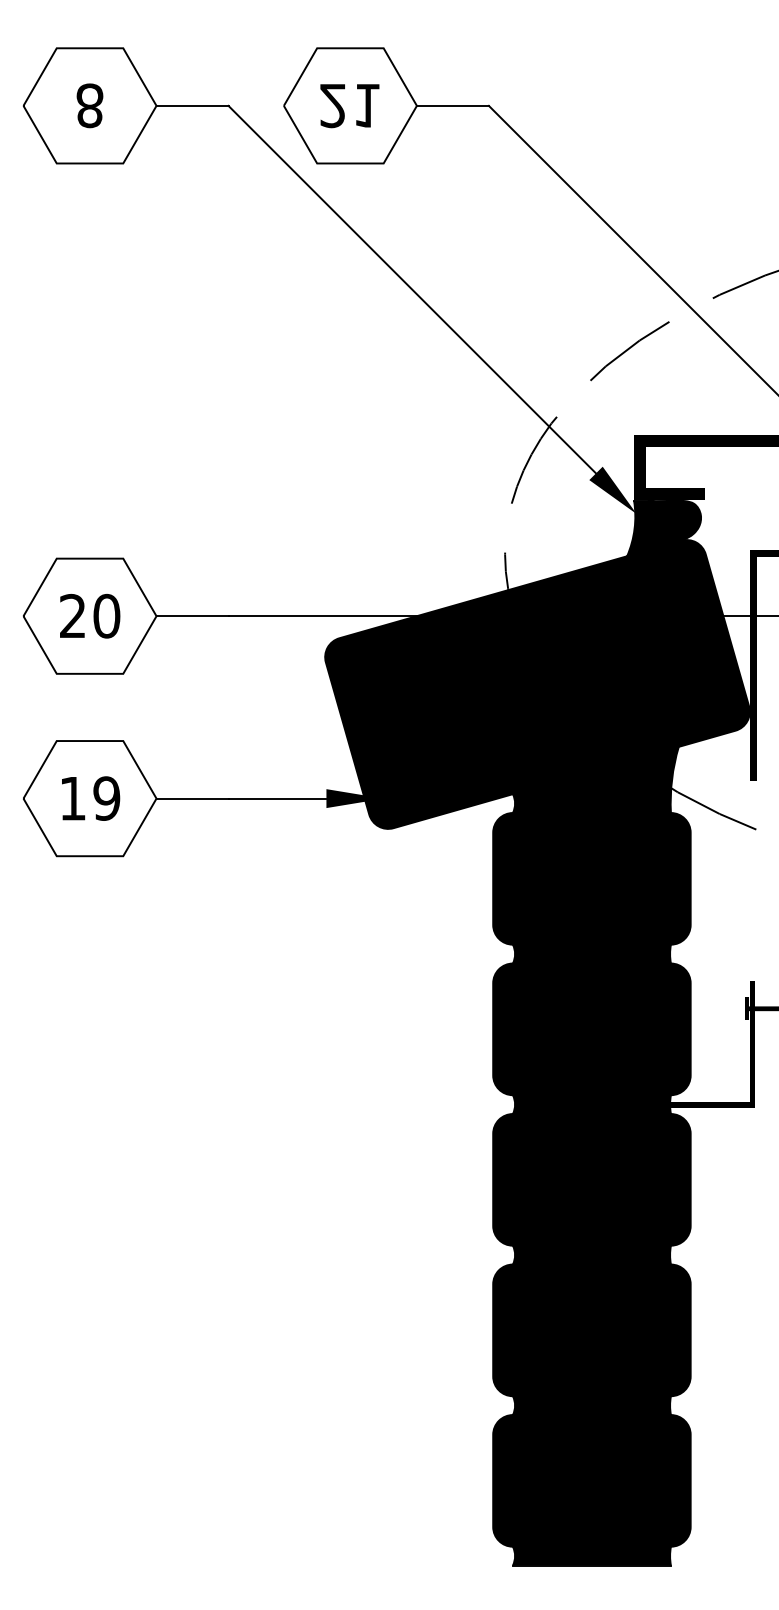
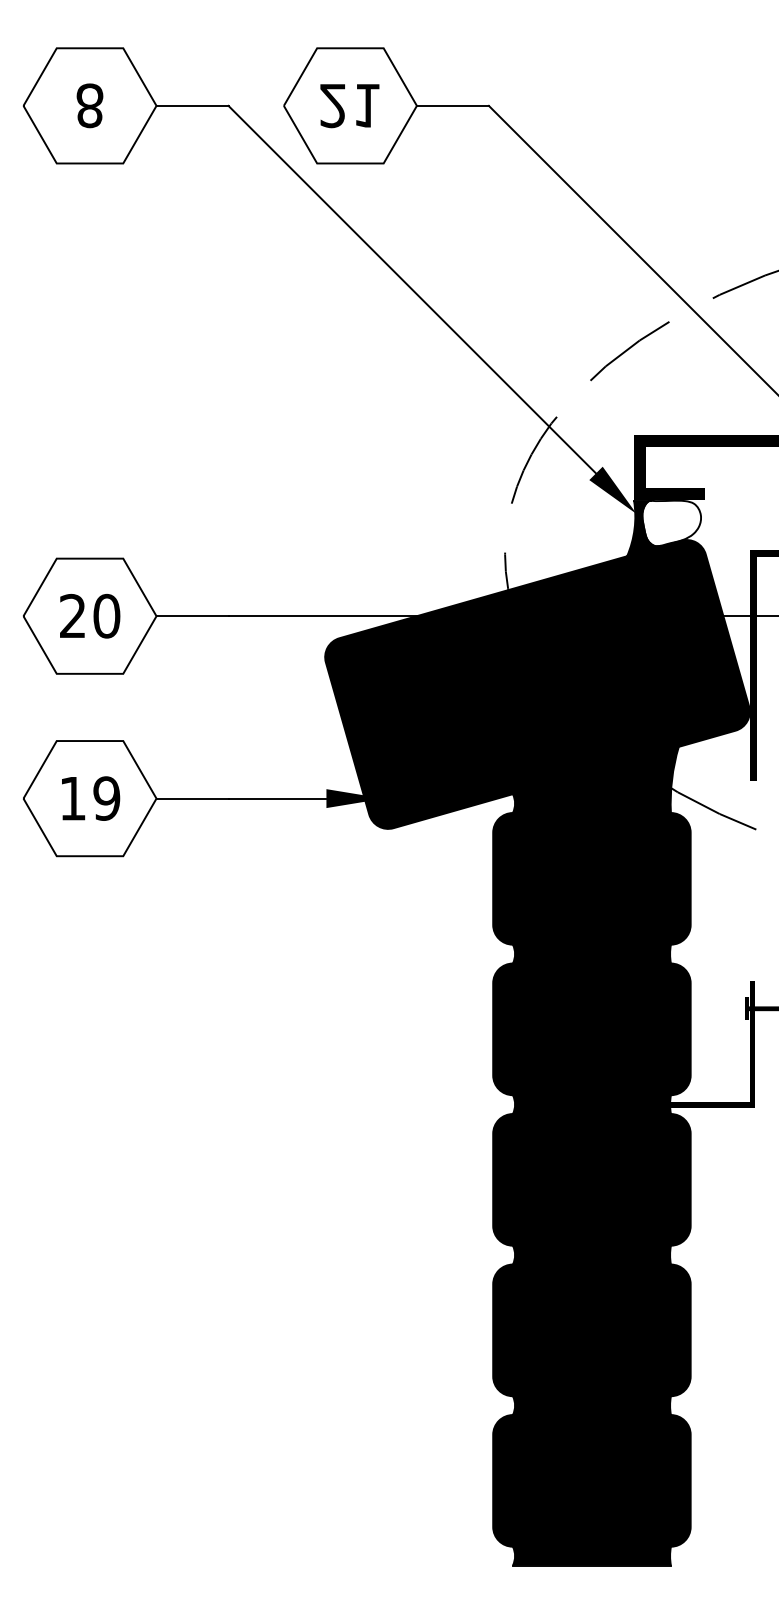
fill: present -> none (671, 523)
